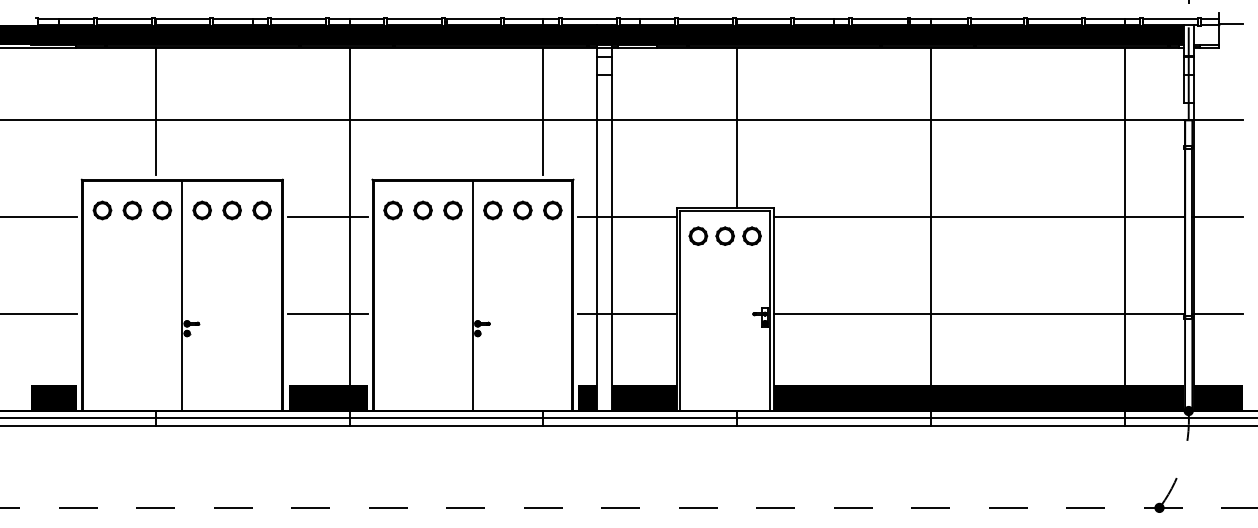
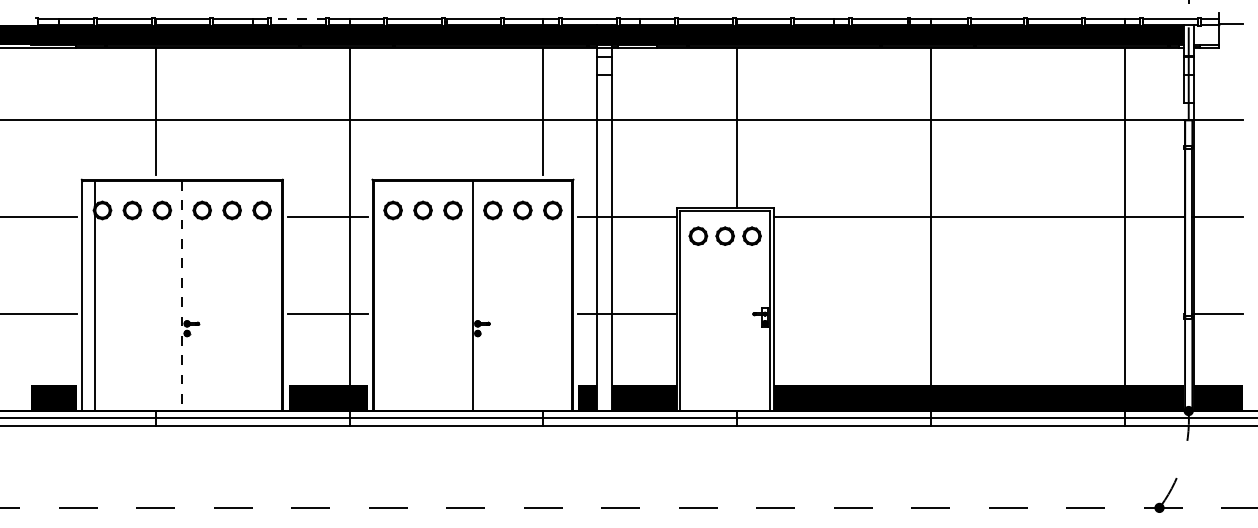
line: solid -> dashed (298, 18)
line position: (83, 295) -> (95, 295) (95, 295)
line: solid -> dashed (182, 296)
line: present -> none (978, 314)
